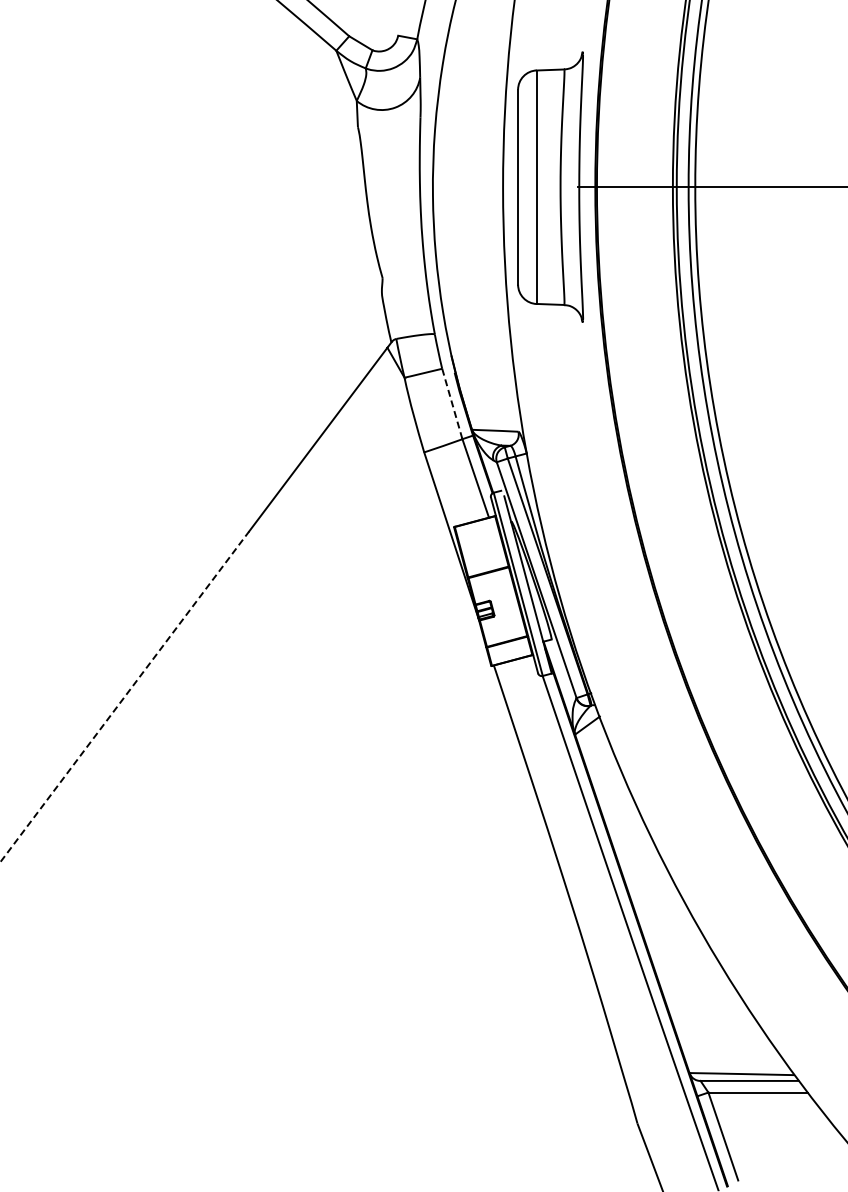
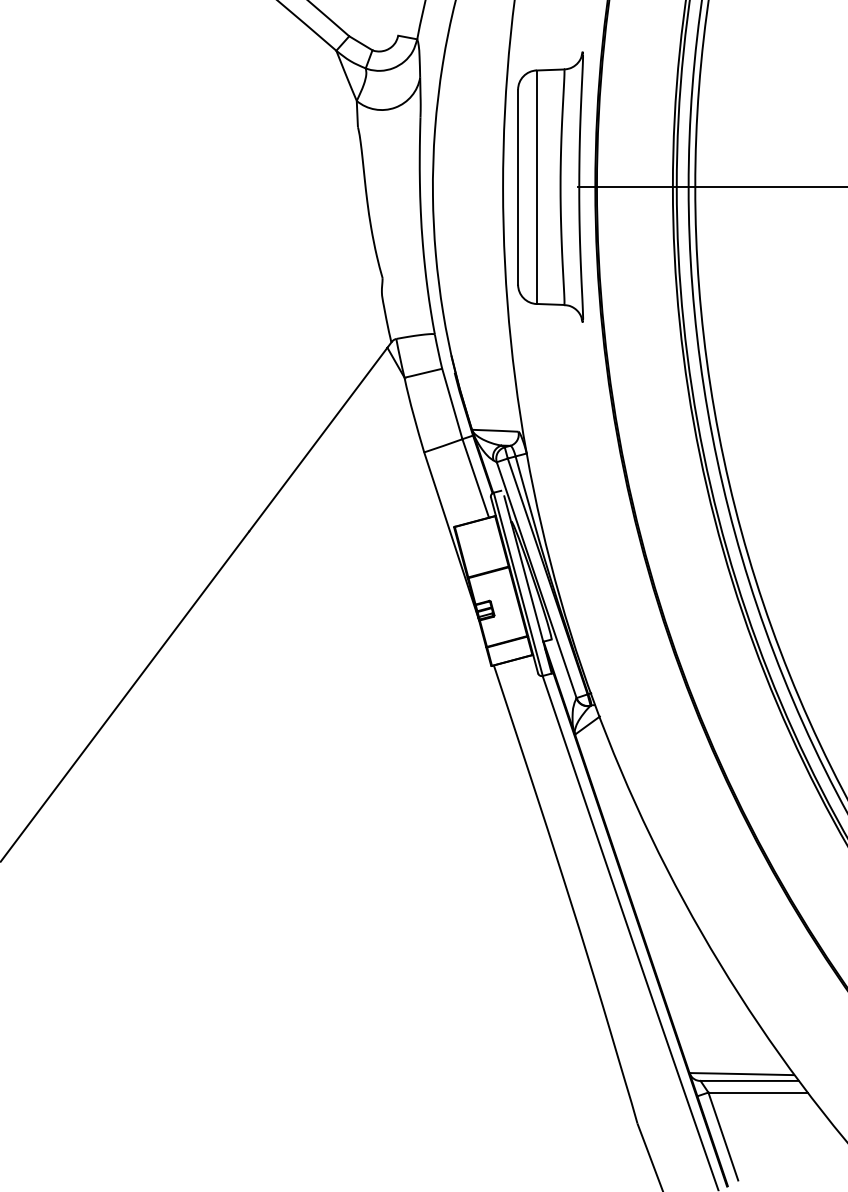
line: dashed -> solid (452, 404)
line: dashed -> solid (124, 696)
